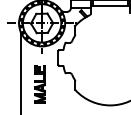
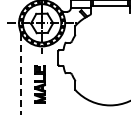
line: solid -> dashed (20, 74)
